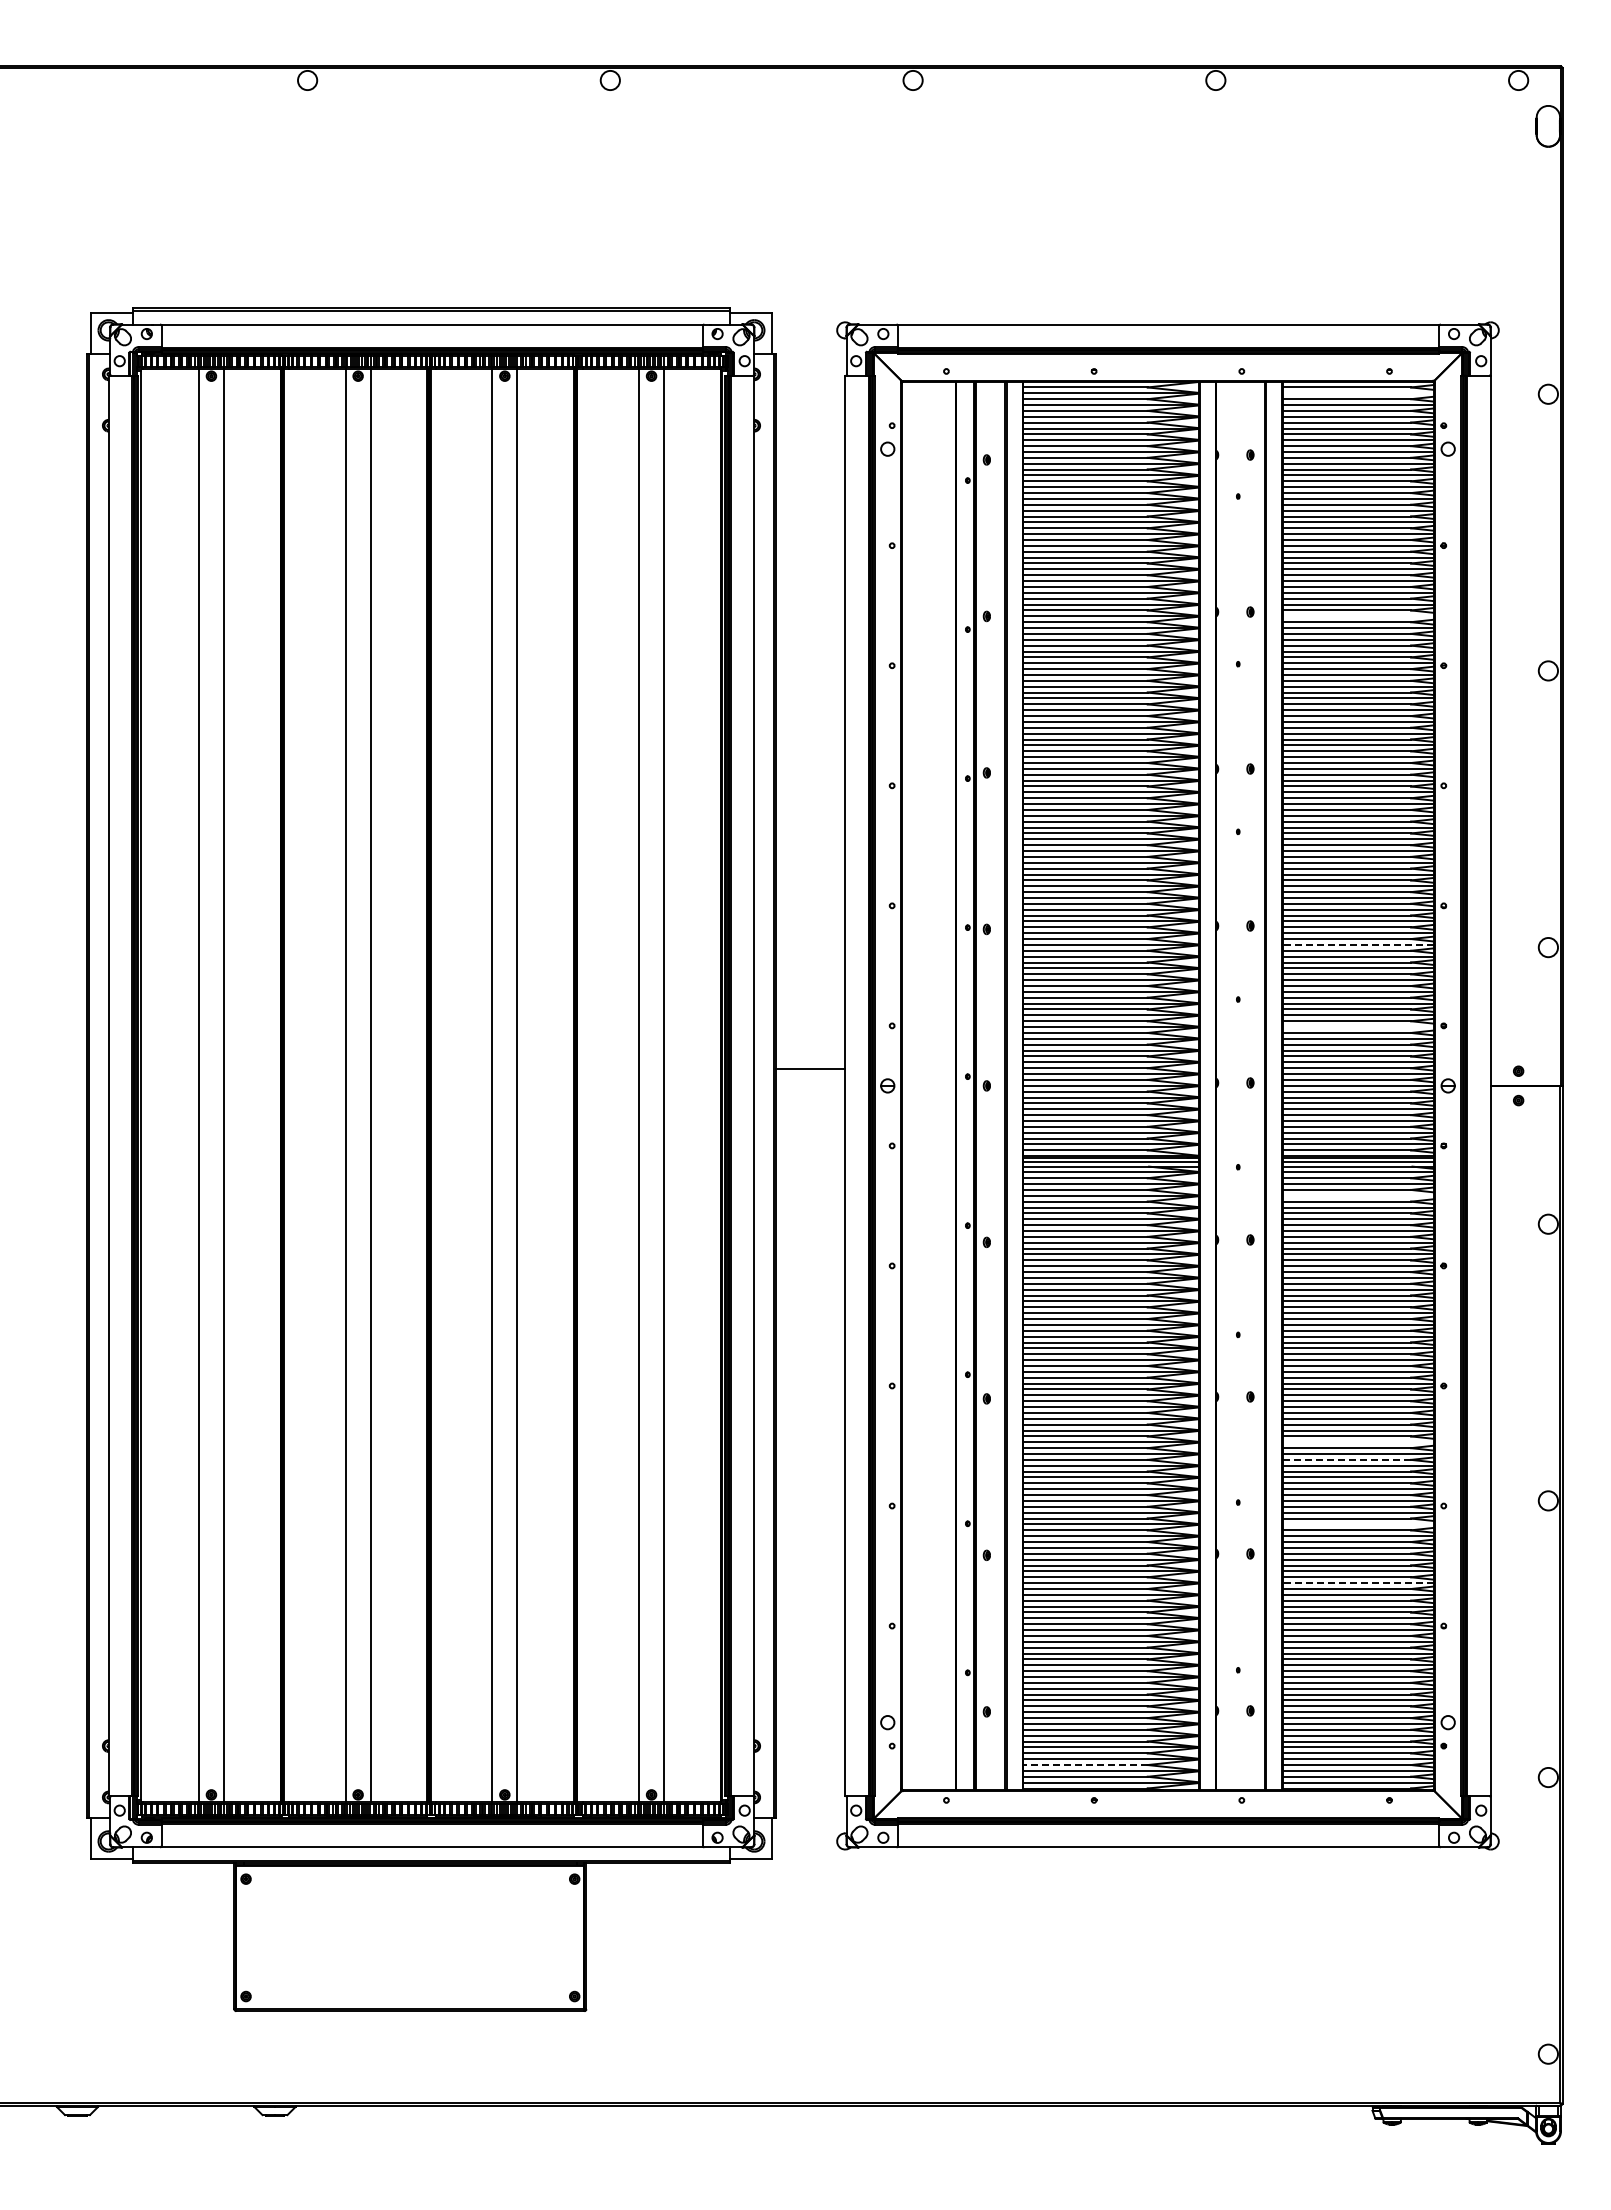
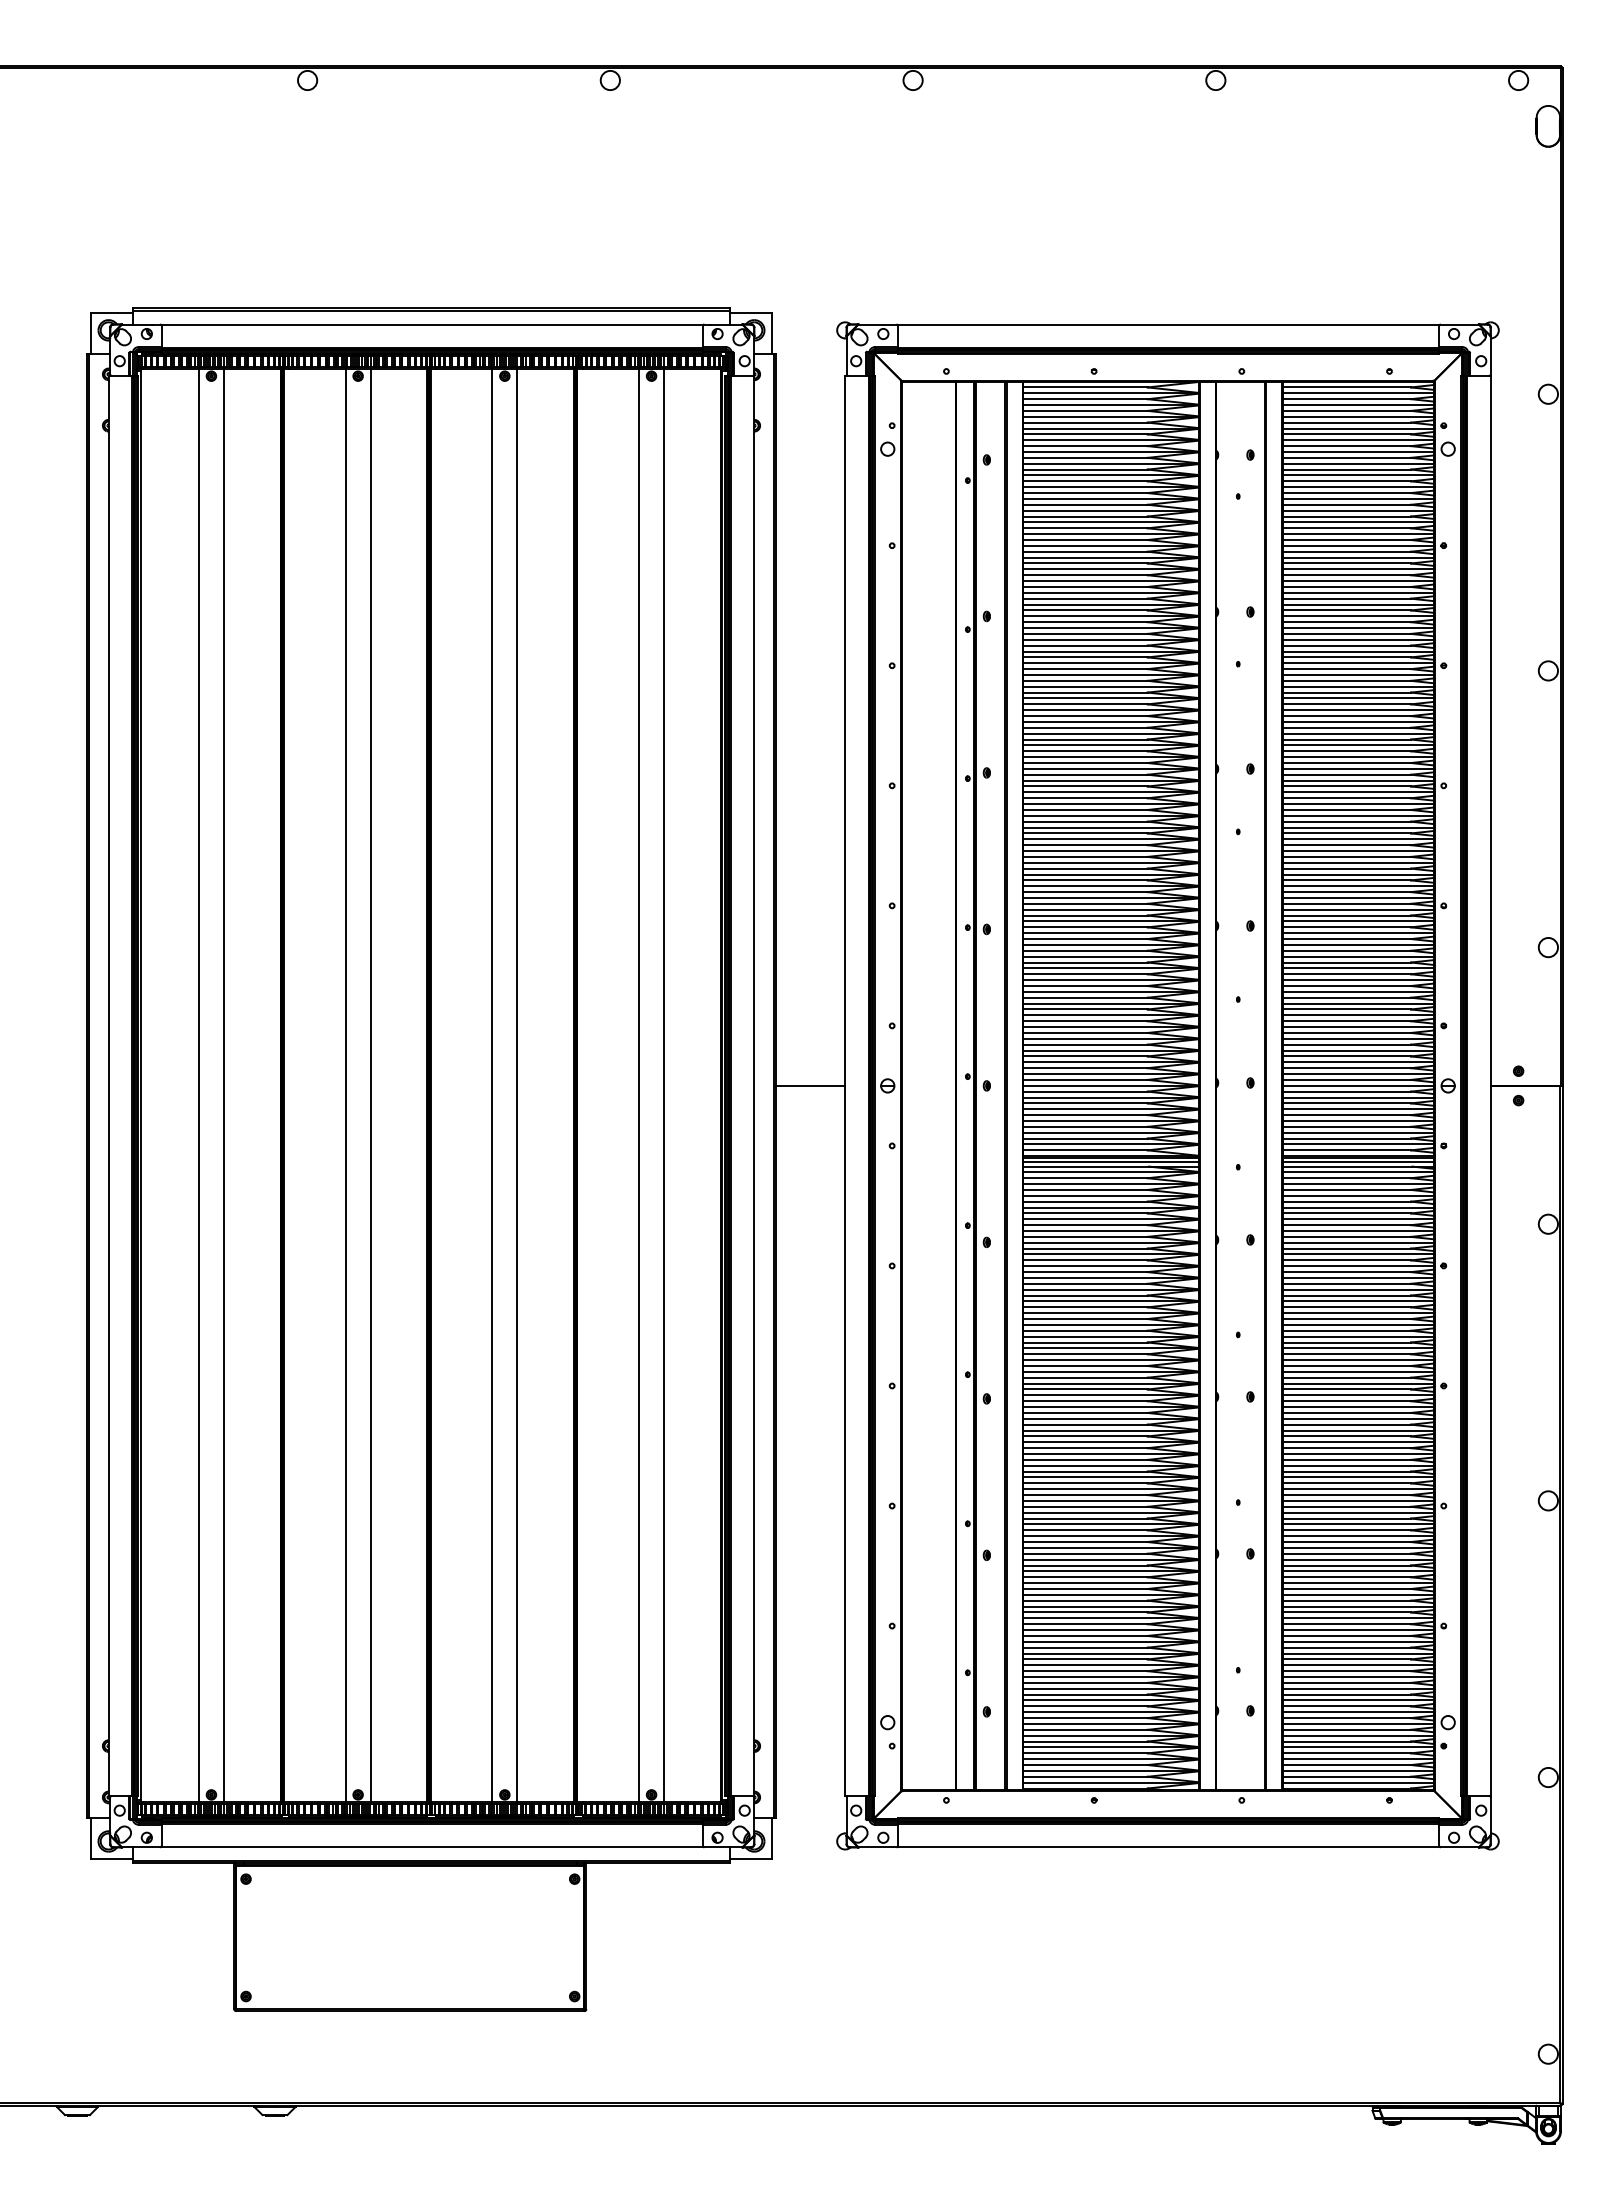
line: none -> present (1357, 393)
line: none -> present (1357, 616)
line: dashed -> solid (1357, 944)
line: none -> present (1357, 1027)
line position: (810, 1068) -> (810, 1085) (810, 1085)
line: none -> present (1357, 1195)
line: none -> present (1357, 1442)
line: dashed -> solid (1346, 1459)
line: none -> present (1357, 1524)
line: dashed -> solid (1357, 1583)
line: dashed -> solid (1085, 1765)
